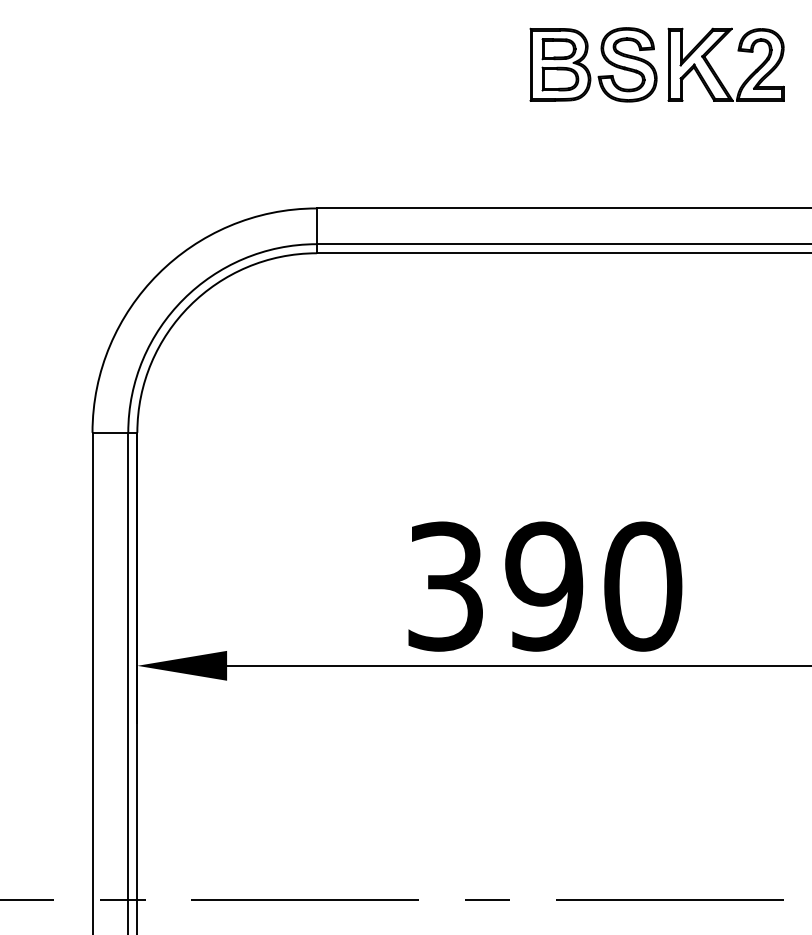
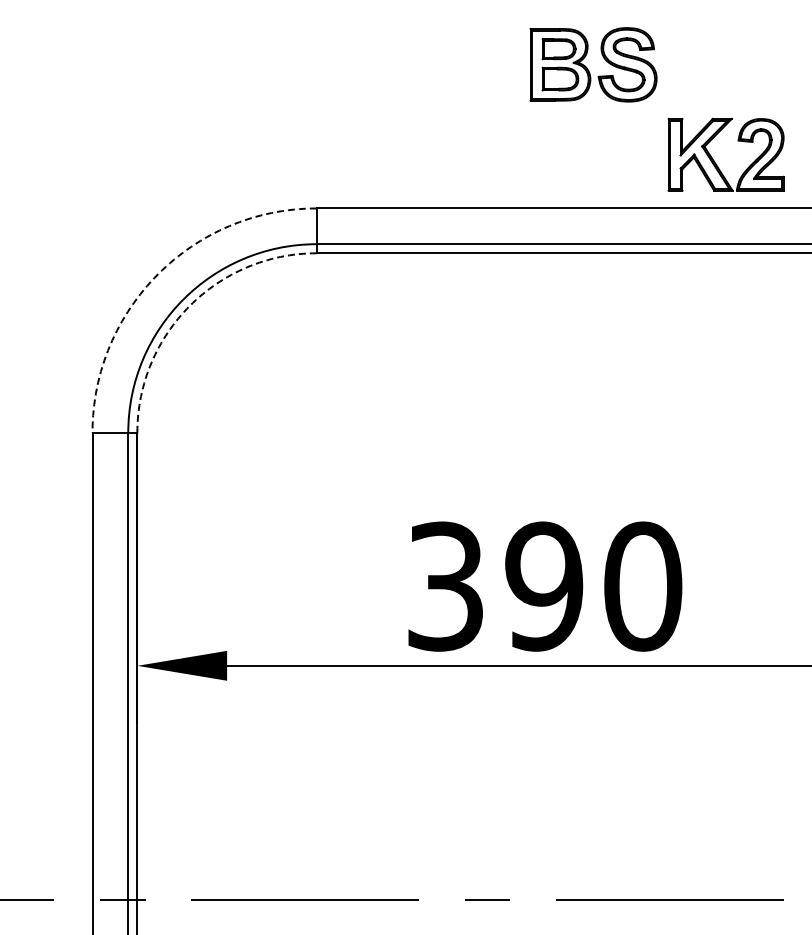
part position: (714, 70) -> (714, 160) (714, 160)
arc: solid -> dashed (158, 274)
arc: solid -> dashed (189, 305)
